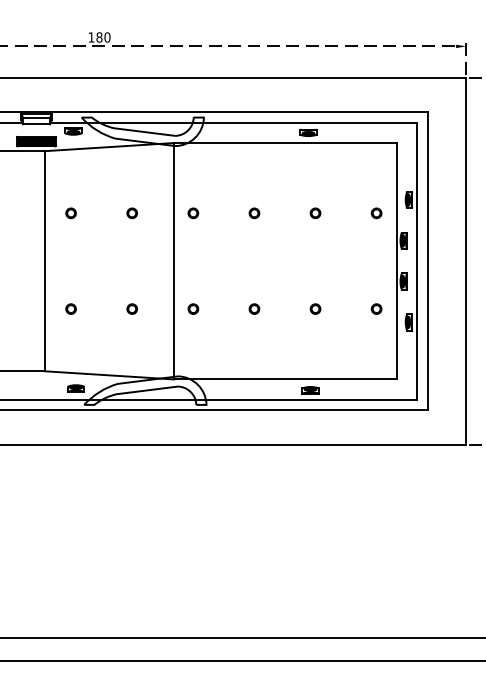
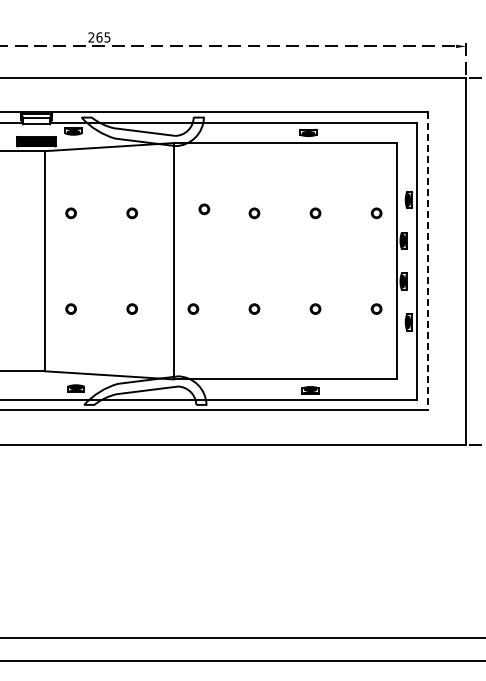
text: 180 -> 265 (99, 37)
part position: (193, 213) -> (204, 209) (204, 209)
line: solid -> dashed (427, 261)
